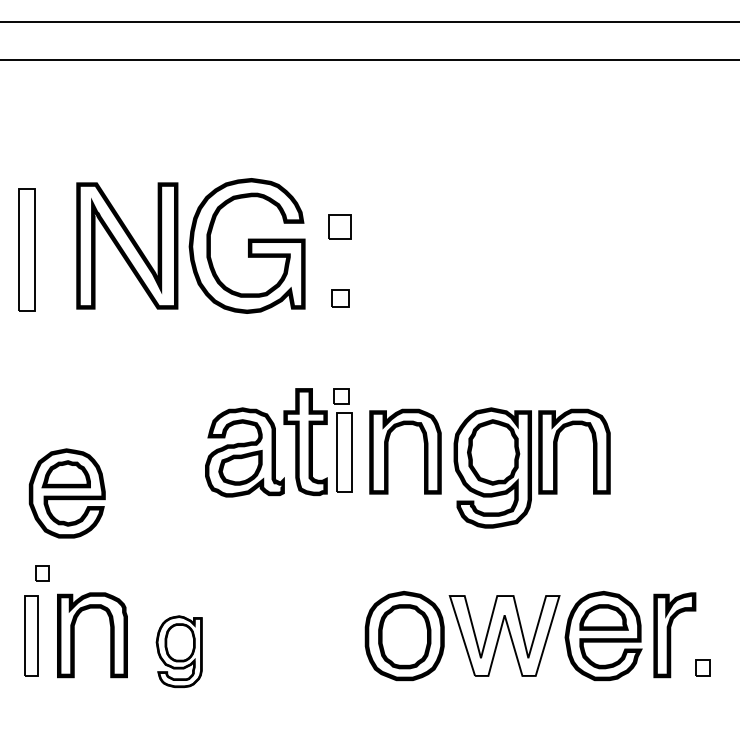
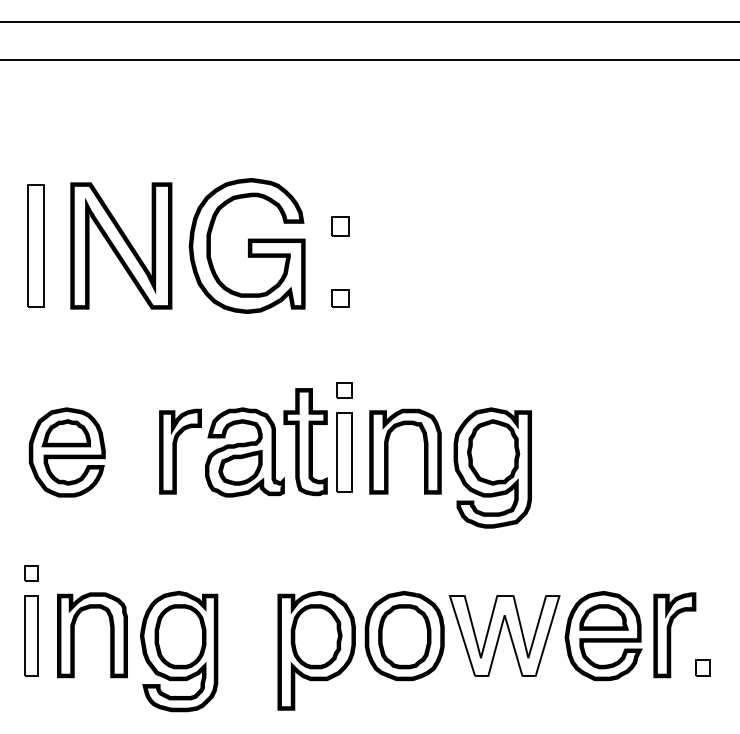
part size: 24x26 px -> 19x21 px (340, 226)
part position: (127, 245) -> (121, 245) (121, 245)
part position: (26, 249) -> (35, 245) (35, 245)
part position: (341, 396) -> (344, 390) (344, 390)
part: none -> present (180, 451)
part: present -> none (557, 451)
part position: (66, 493) -> (66, 452) (66, 452)
part position: (42, 573) -> (31, 573) (31, 573)
part: none -> present (316, 650)
part size: 48x74 px -> 79x122 px (179, 651)
